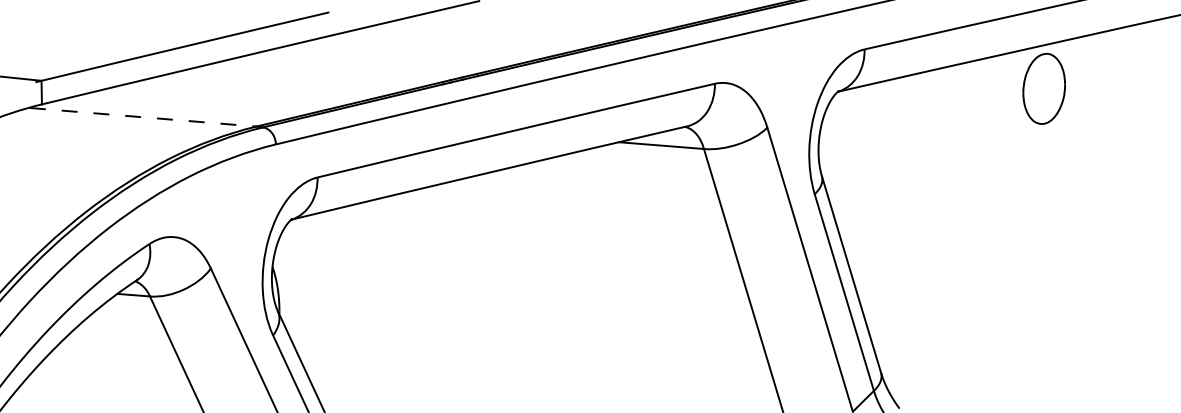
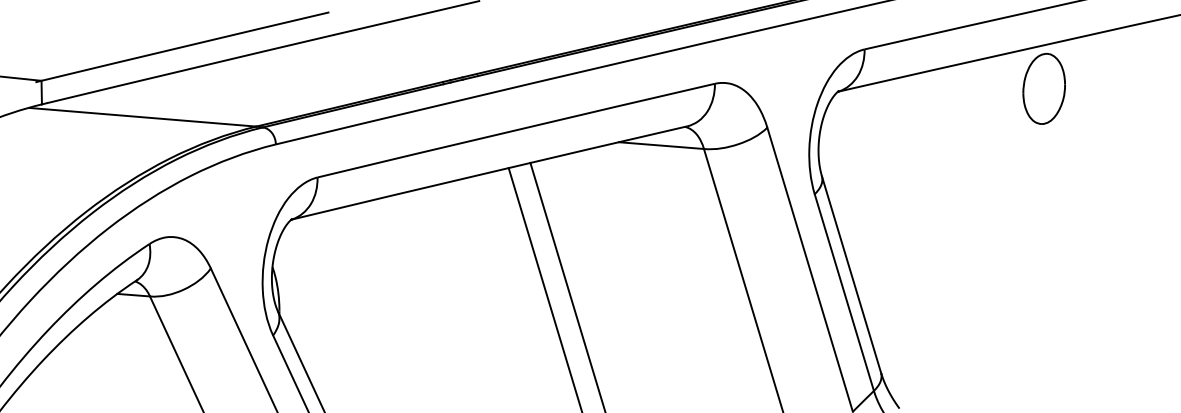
line: dashed -> solid (143, 117)
line: none -> present (567, 285)
line: none -> present (544, 288)
